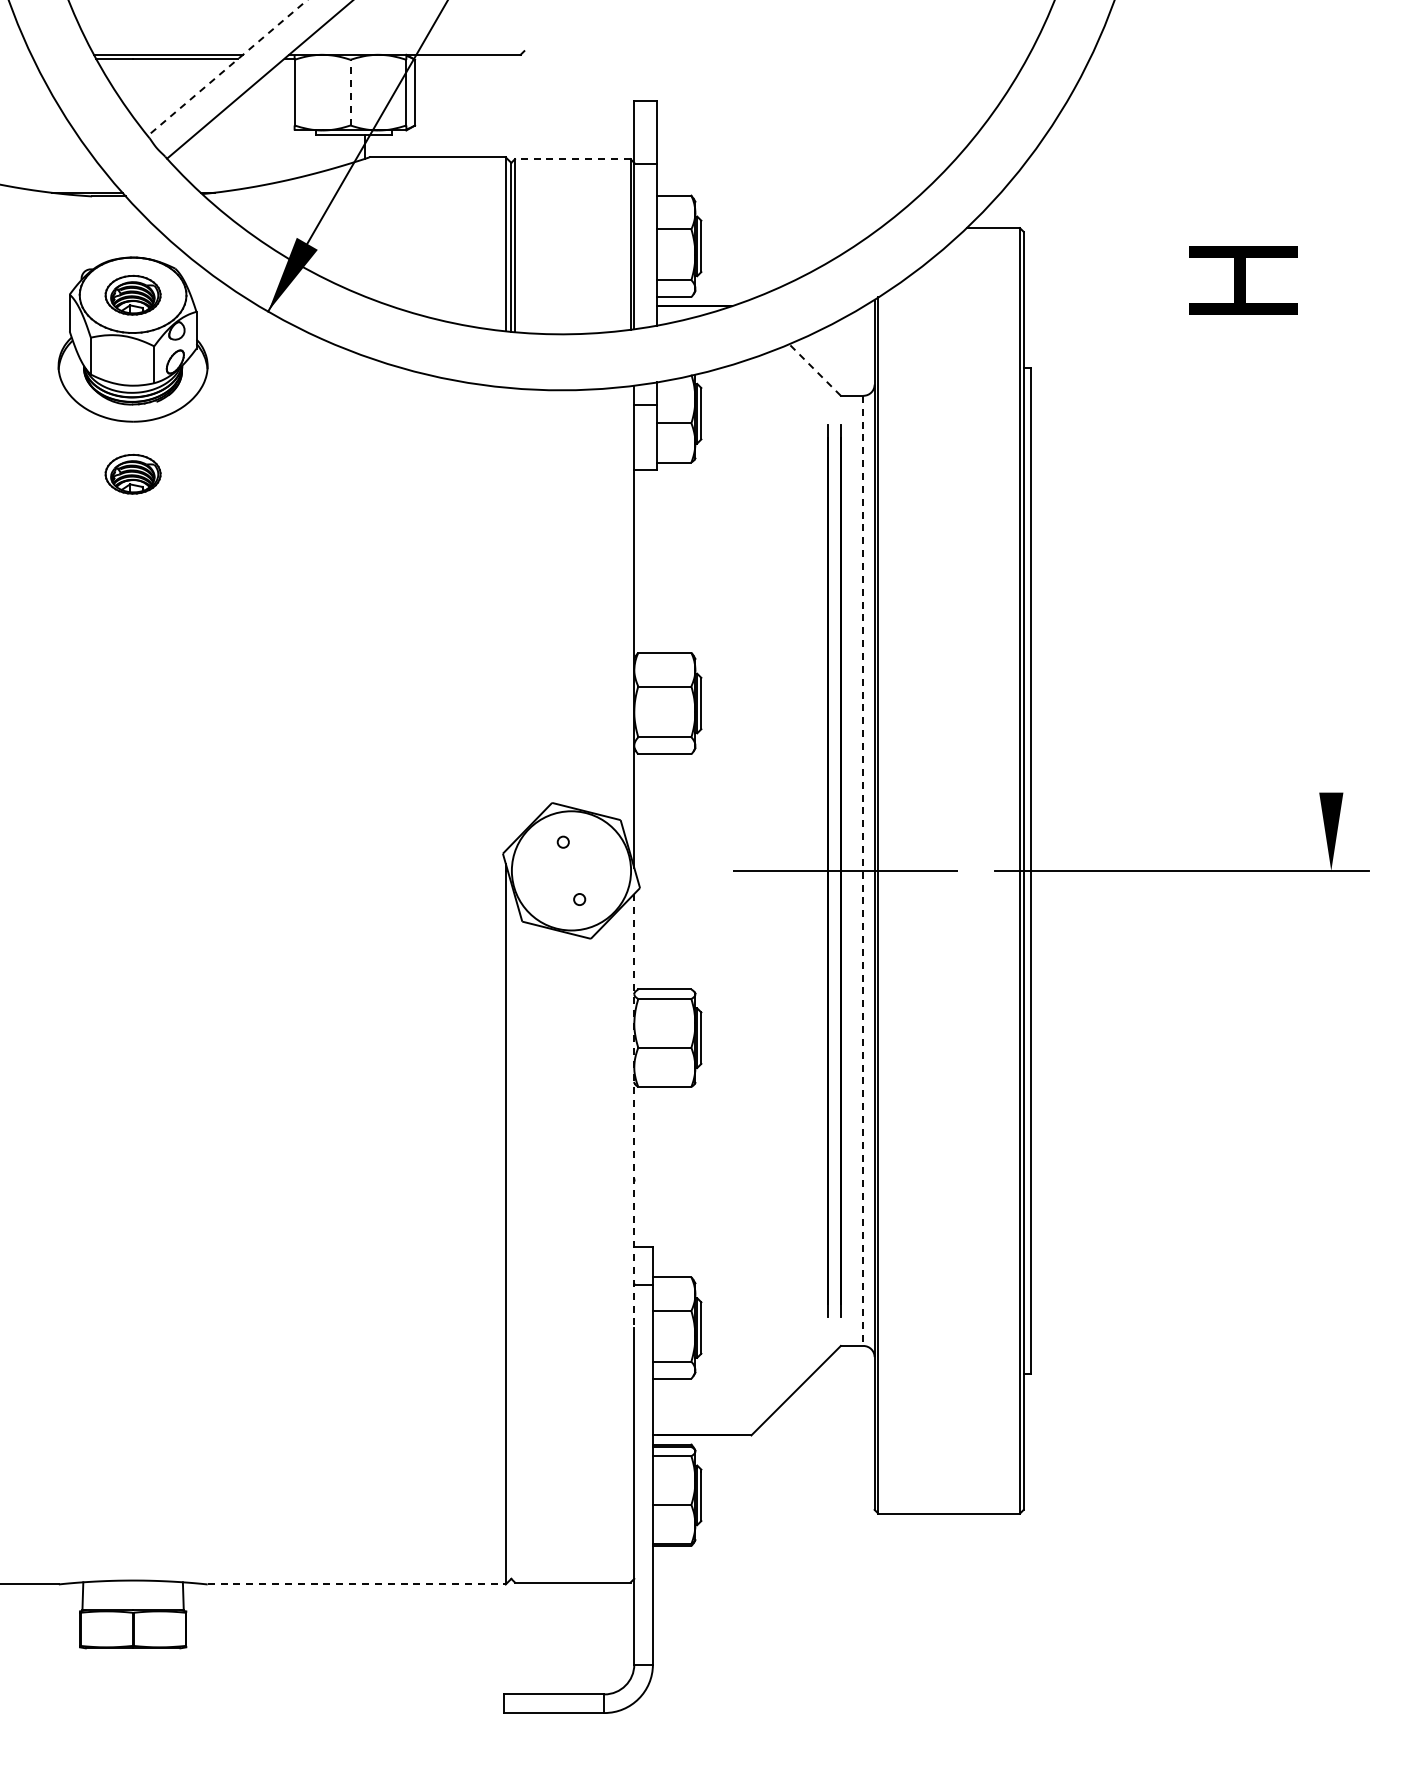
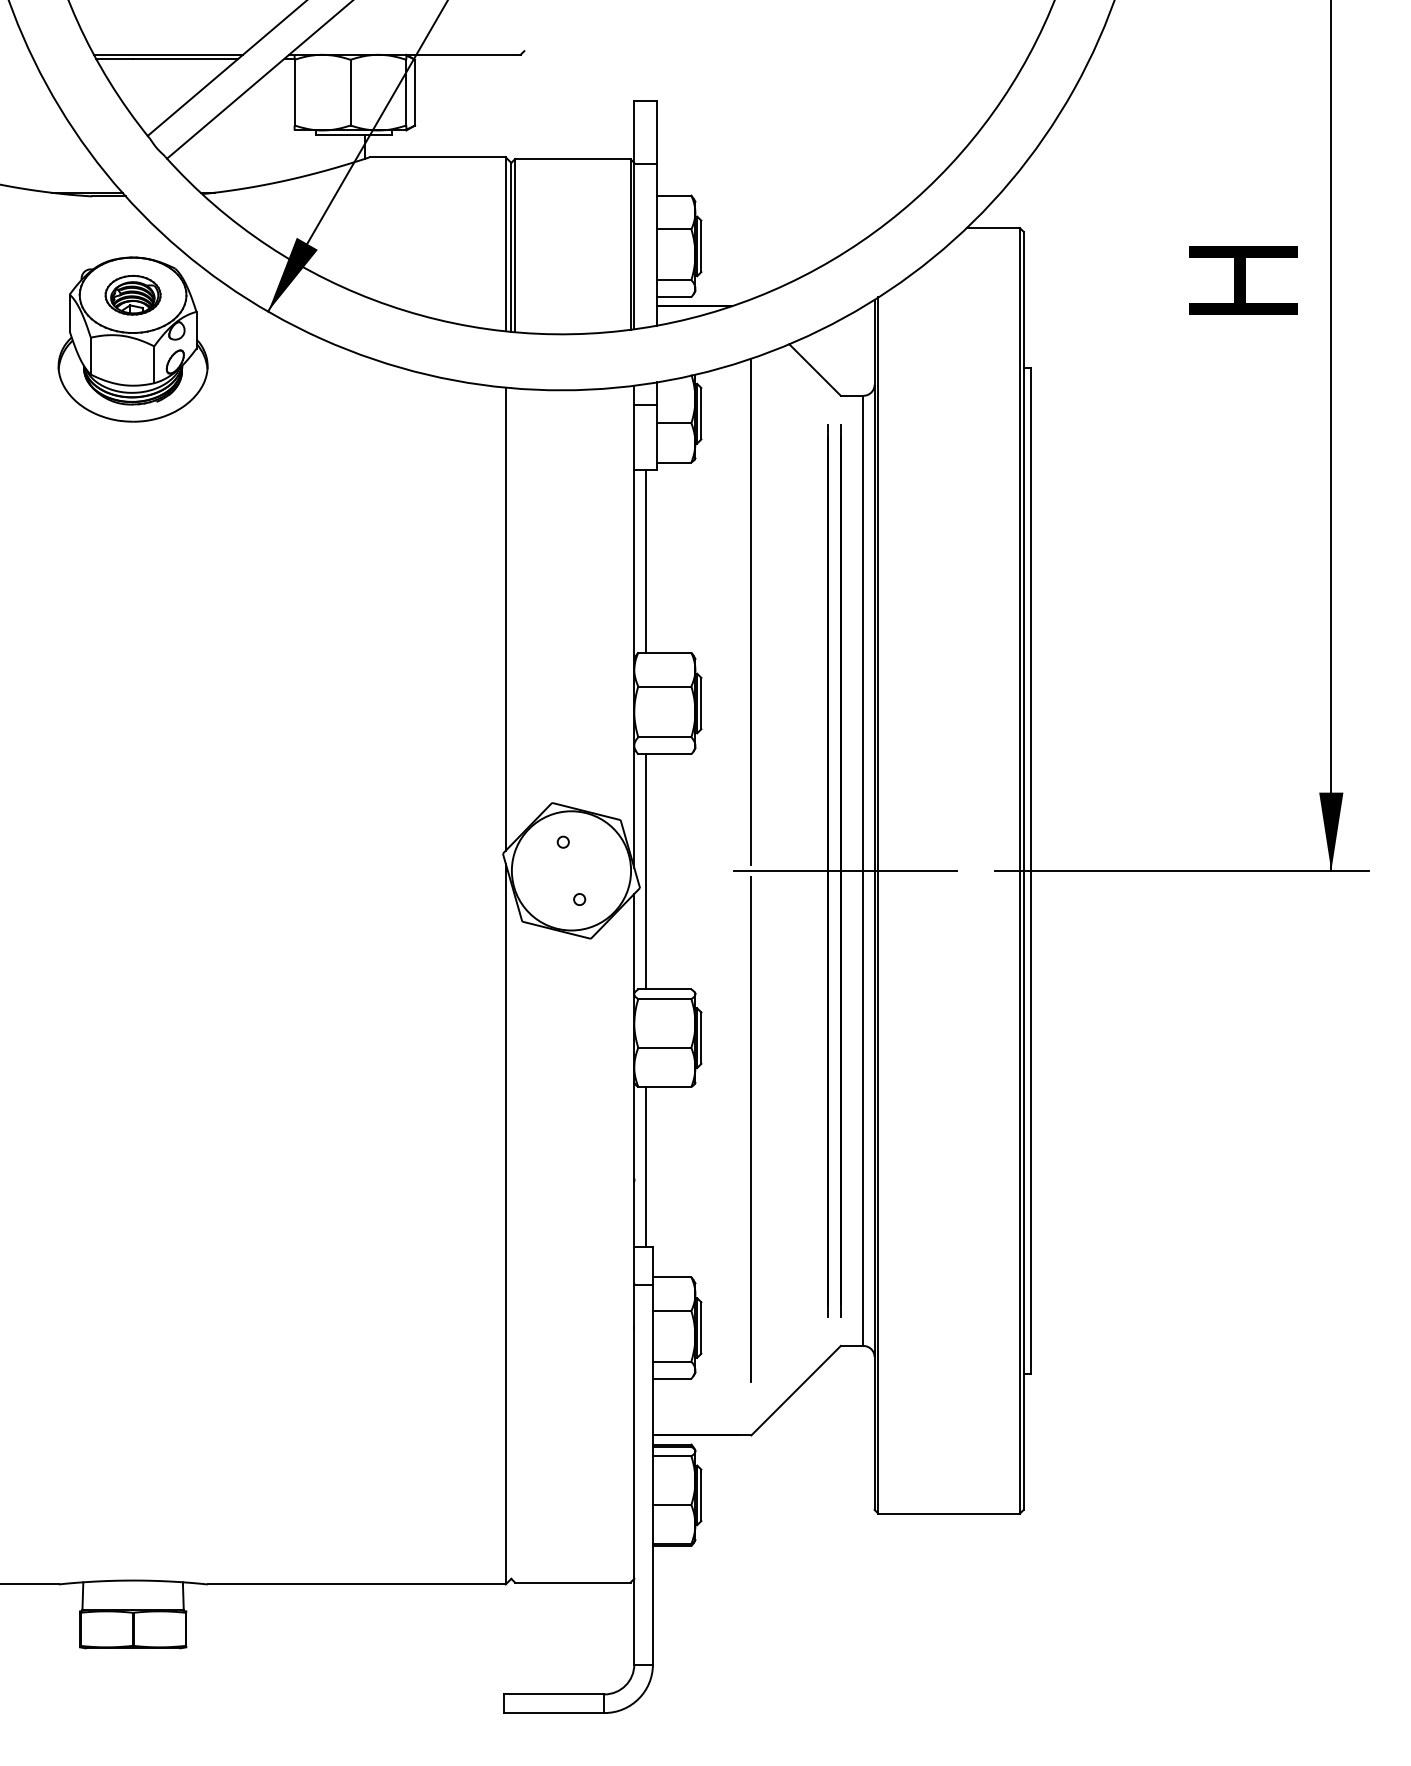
line: dashed -> solid (227, 68)
line: dashed -> solid (350, 92)
line: dashed -> solid (572, 159)
line: dashed -> solid (814, 369)
line: none -> present (1331, 436)
part: present -> none (132, 473)
line: none -> present (645, 560)
line: none -> present (751, 612)
line: none -> present (505, 618)
line: none -> present (645, 871)
line: dashed -> solid (863, 871)
line: dashed -> solid (634, 1111)
line: none -> present (751, 1129)
line: none -> present (645, 1166)
line: dashed -> solid (357, 1584)
